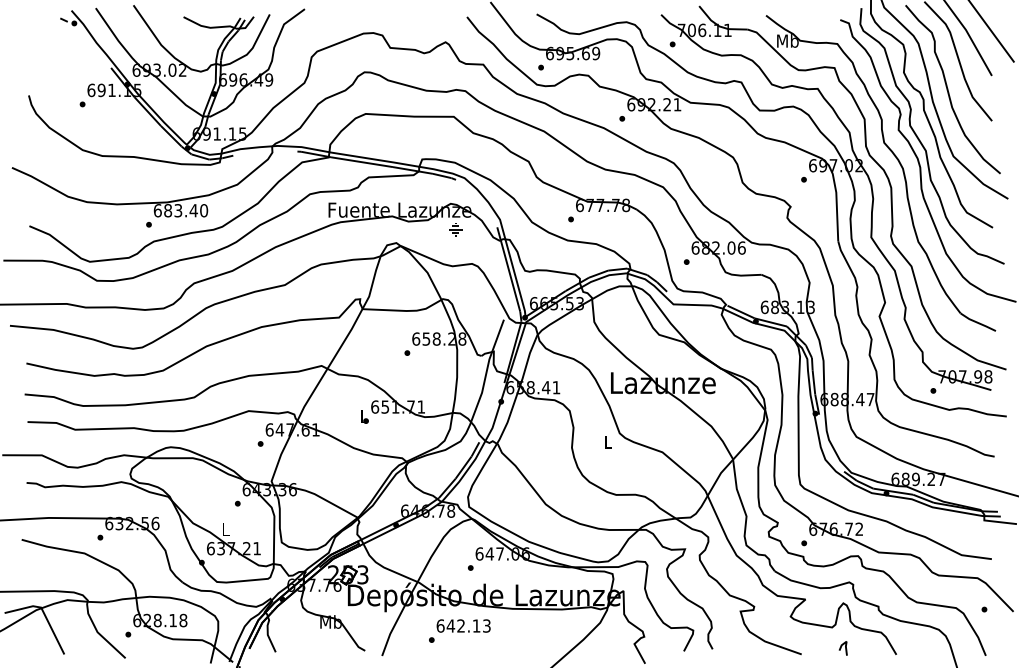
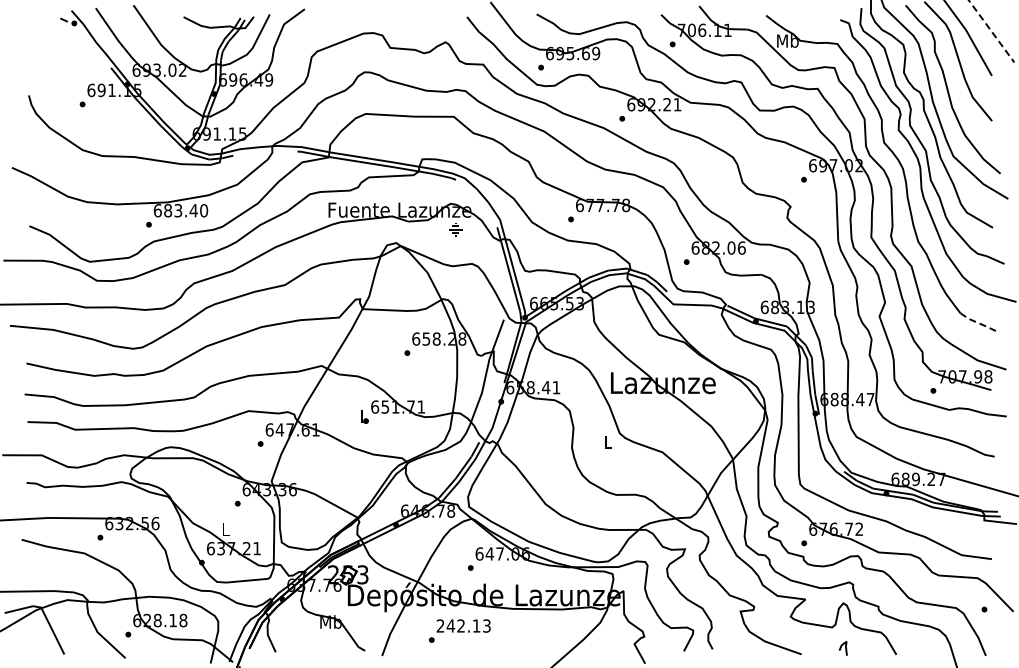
line: solid -> dashed (992, 32)
line: solid -> dashed (977, 322)
text: 642.13 -> 242.13 (440, 625)
